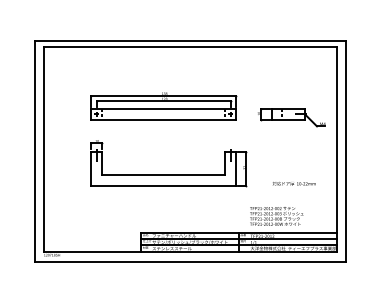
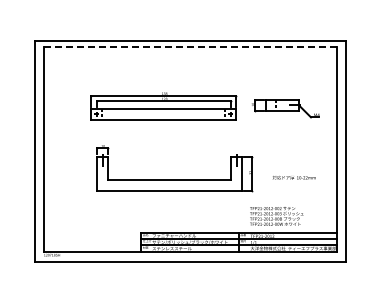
line: solid -> dashed (190, 47)
part position: (291, 117) -> (285, 108) (285, 108)
part position: (168, 174) -> (174, 179) (174, 179)
text position: (293, 183) -> (293, 177) (293, 177)
